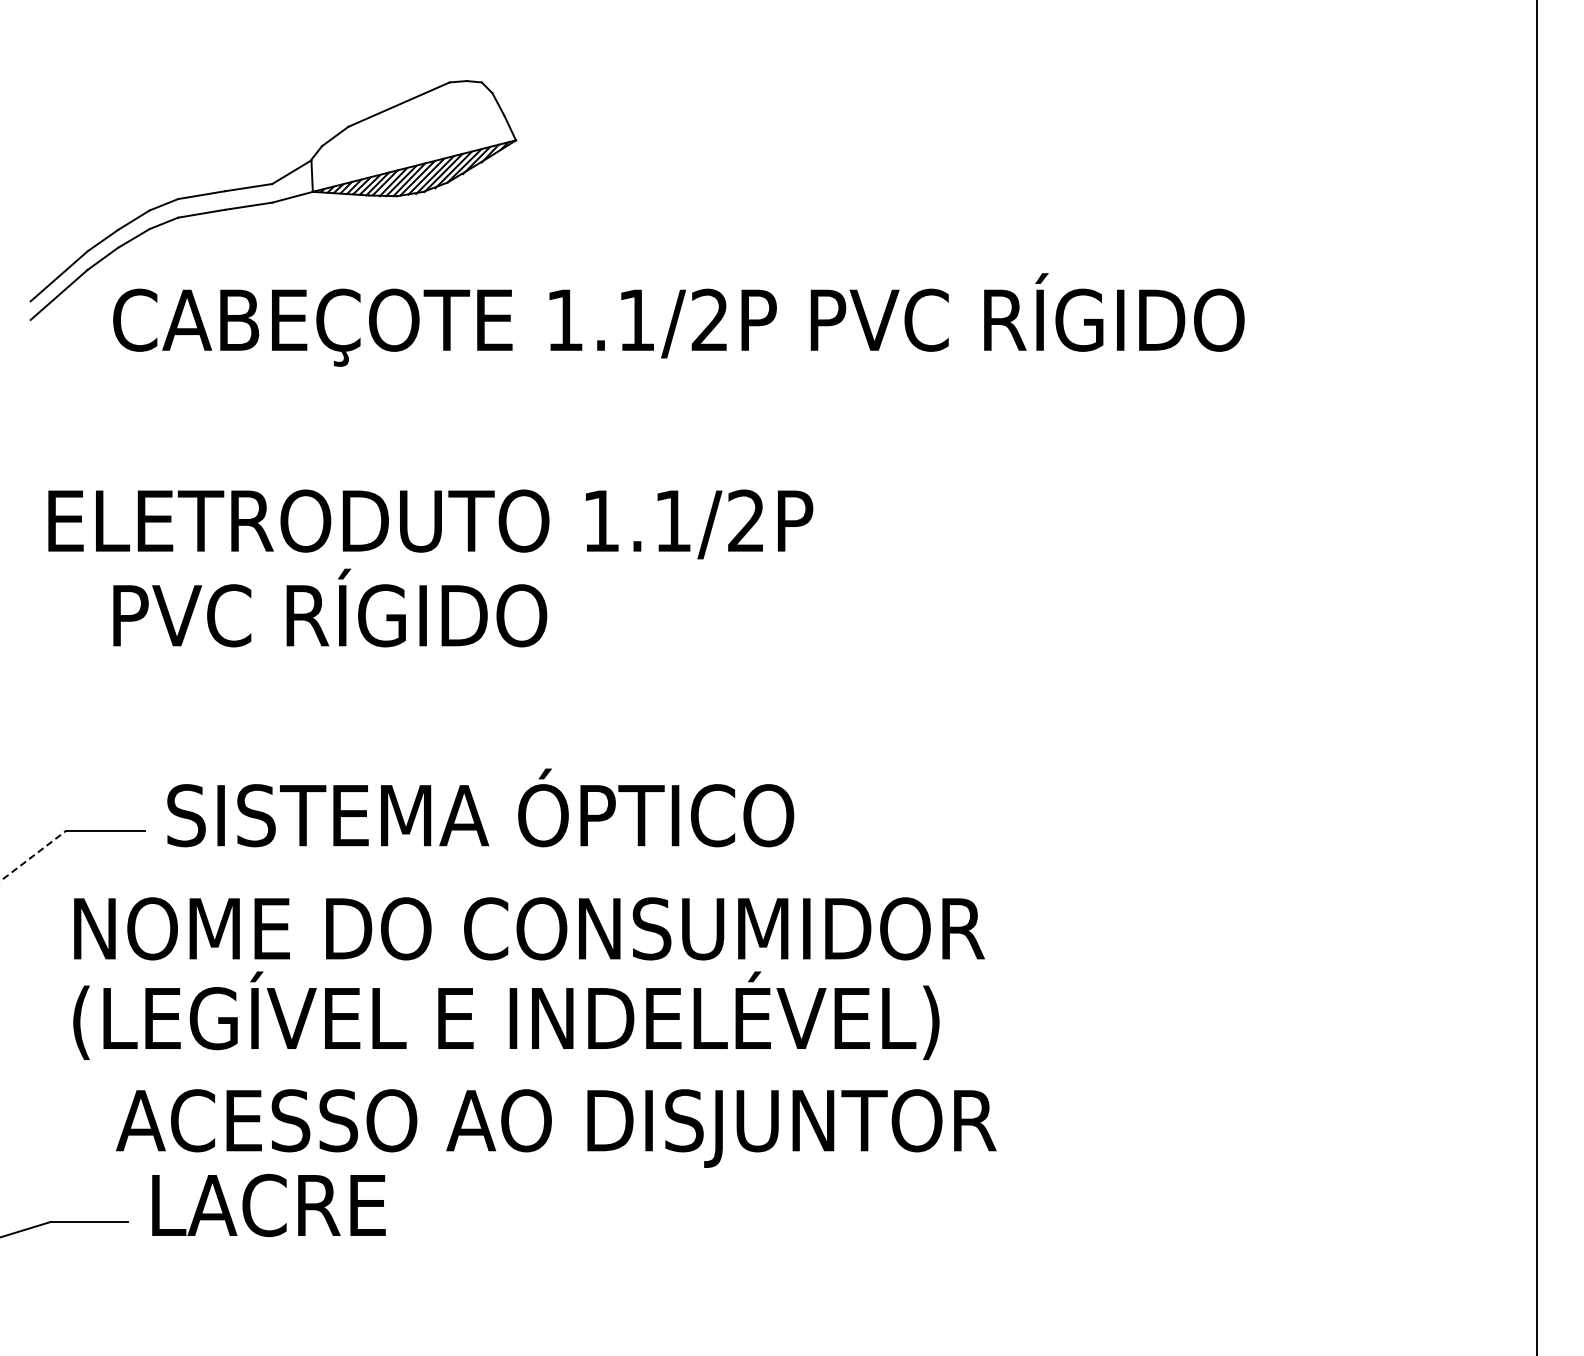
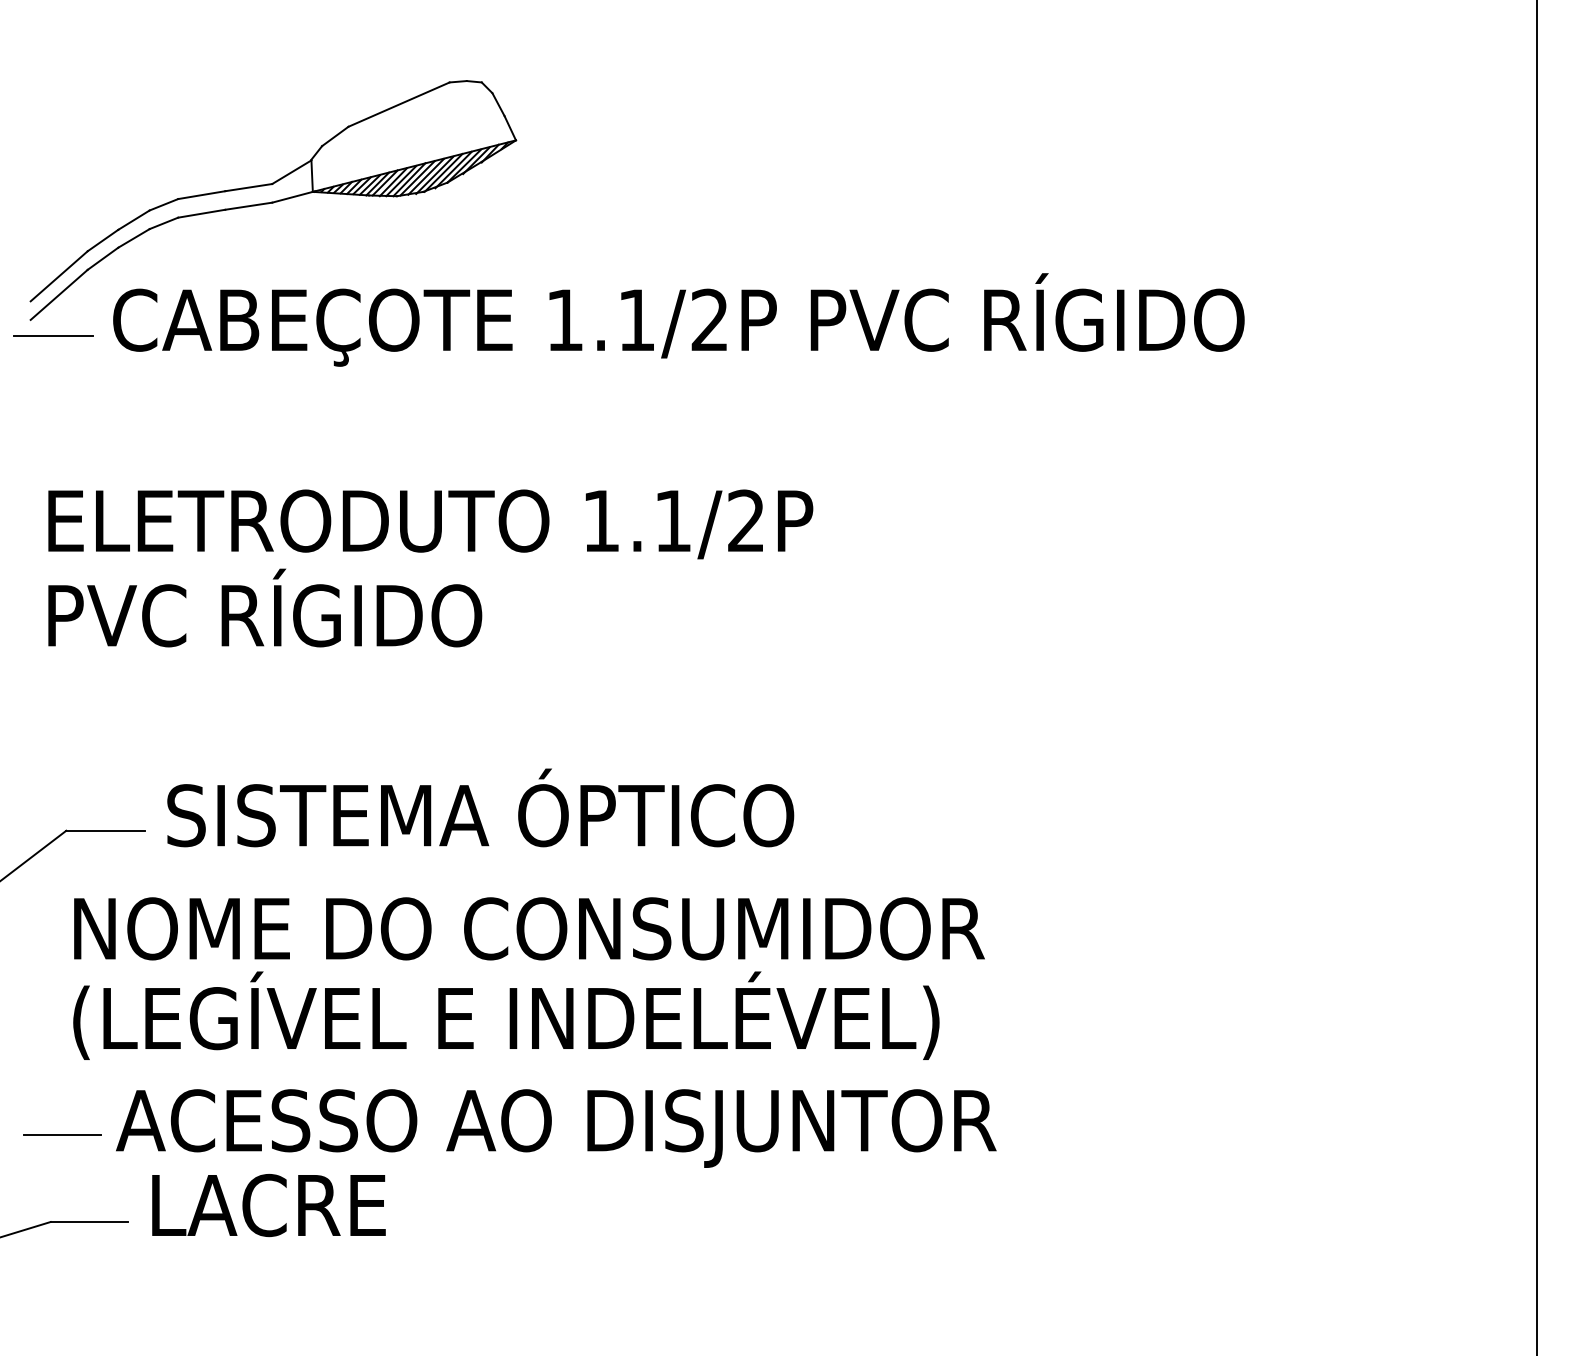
line: none -> present (53, 336)
text position: (330, 607) -> (265, 607) (265, 607)
line: dashed -> solid (33, 855)
line: none -> present (62, 1134)
